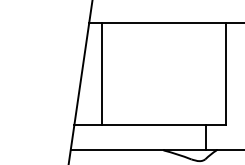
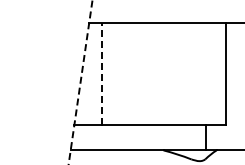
line: solid -> dashed (102, 73)
line: solid -> dashed (80, 82)
